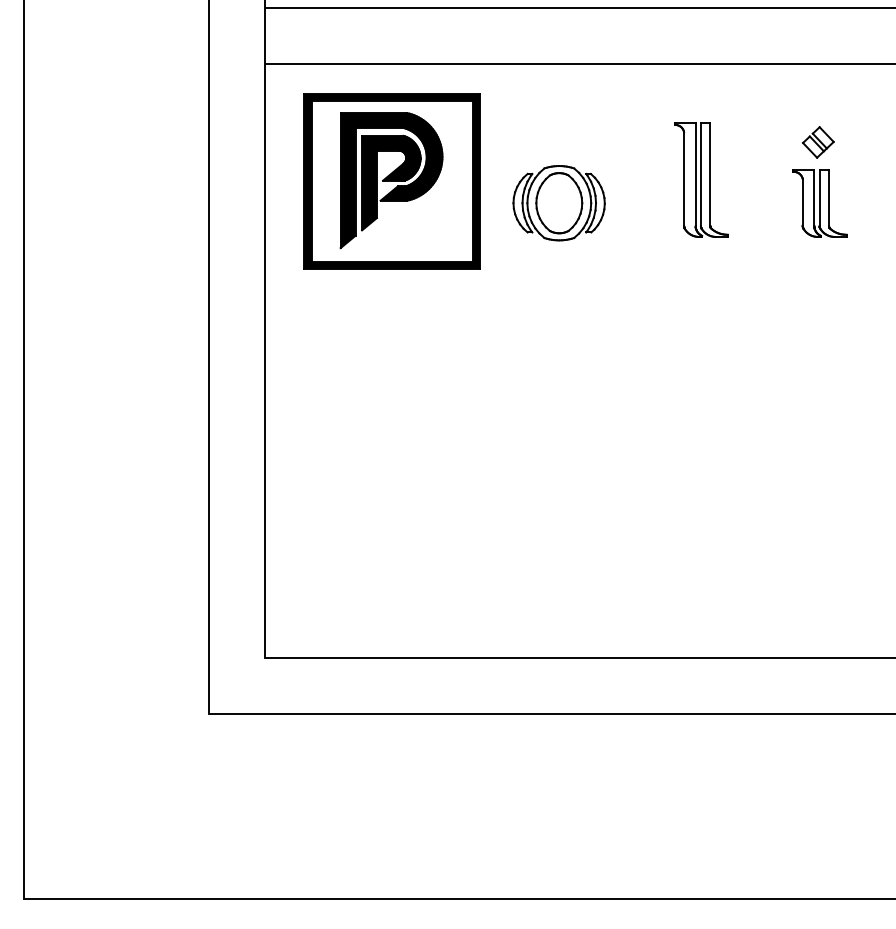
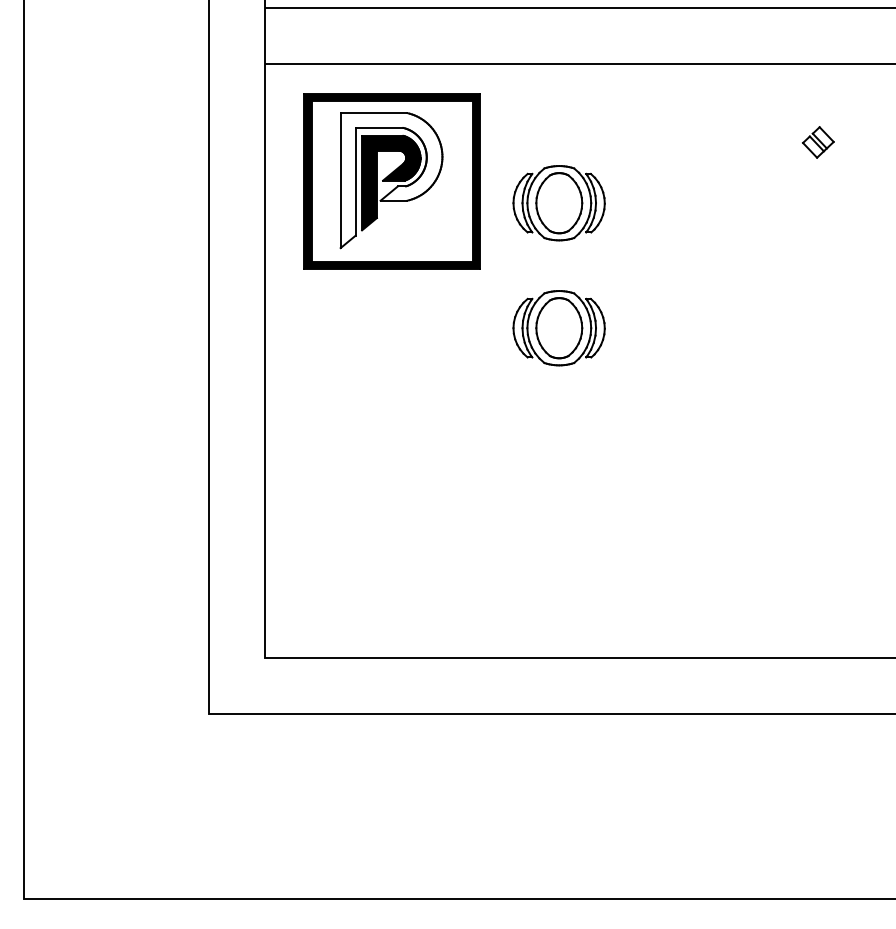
part: present -> none (701, 179)
fill: present -> none (391, 180)
part: present -> none (819, 203)
part: none -> present (558, 328)
